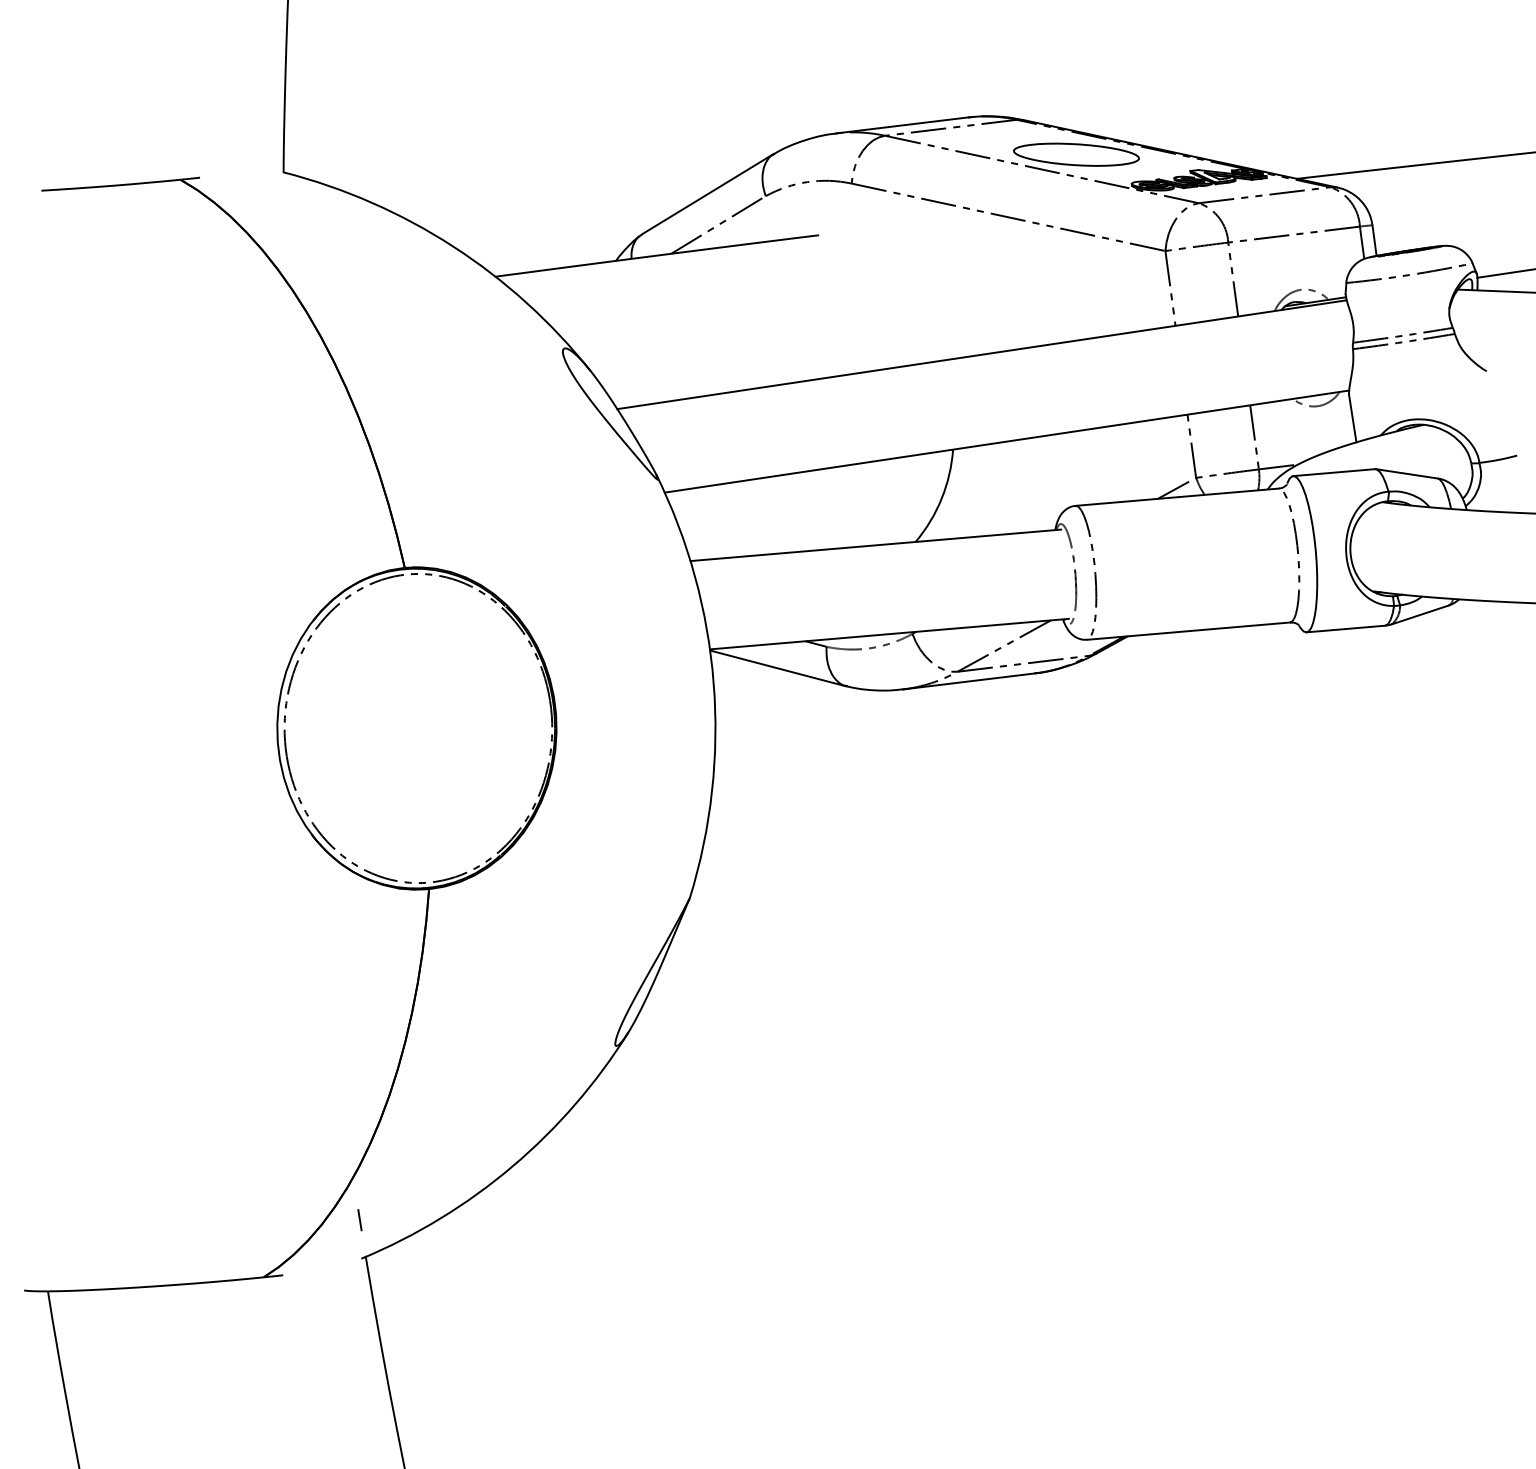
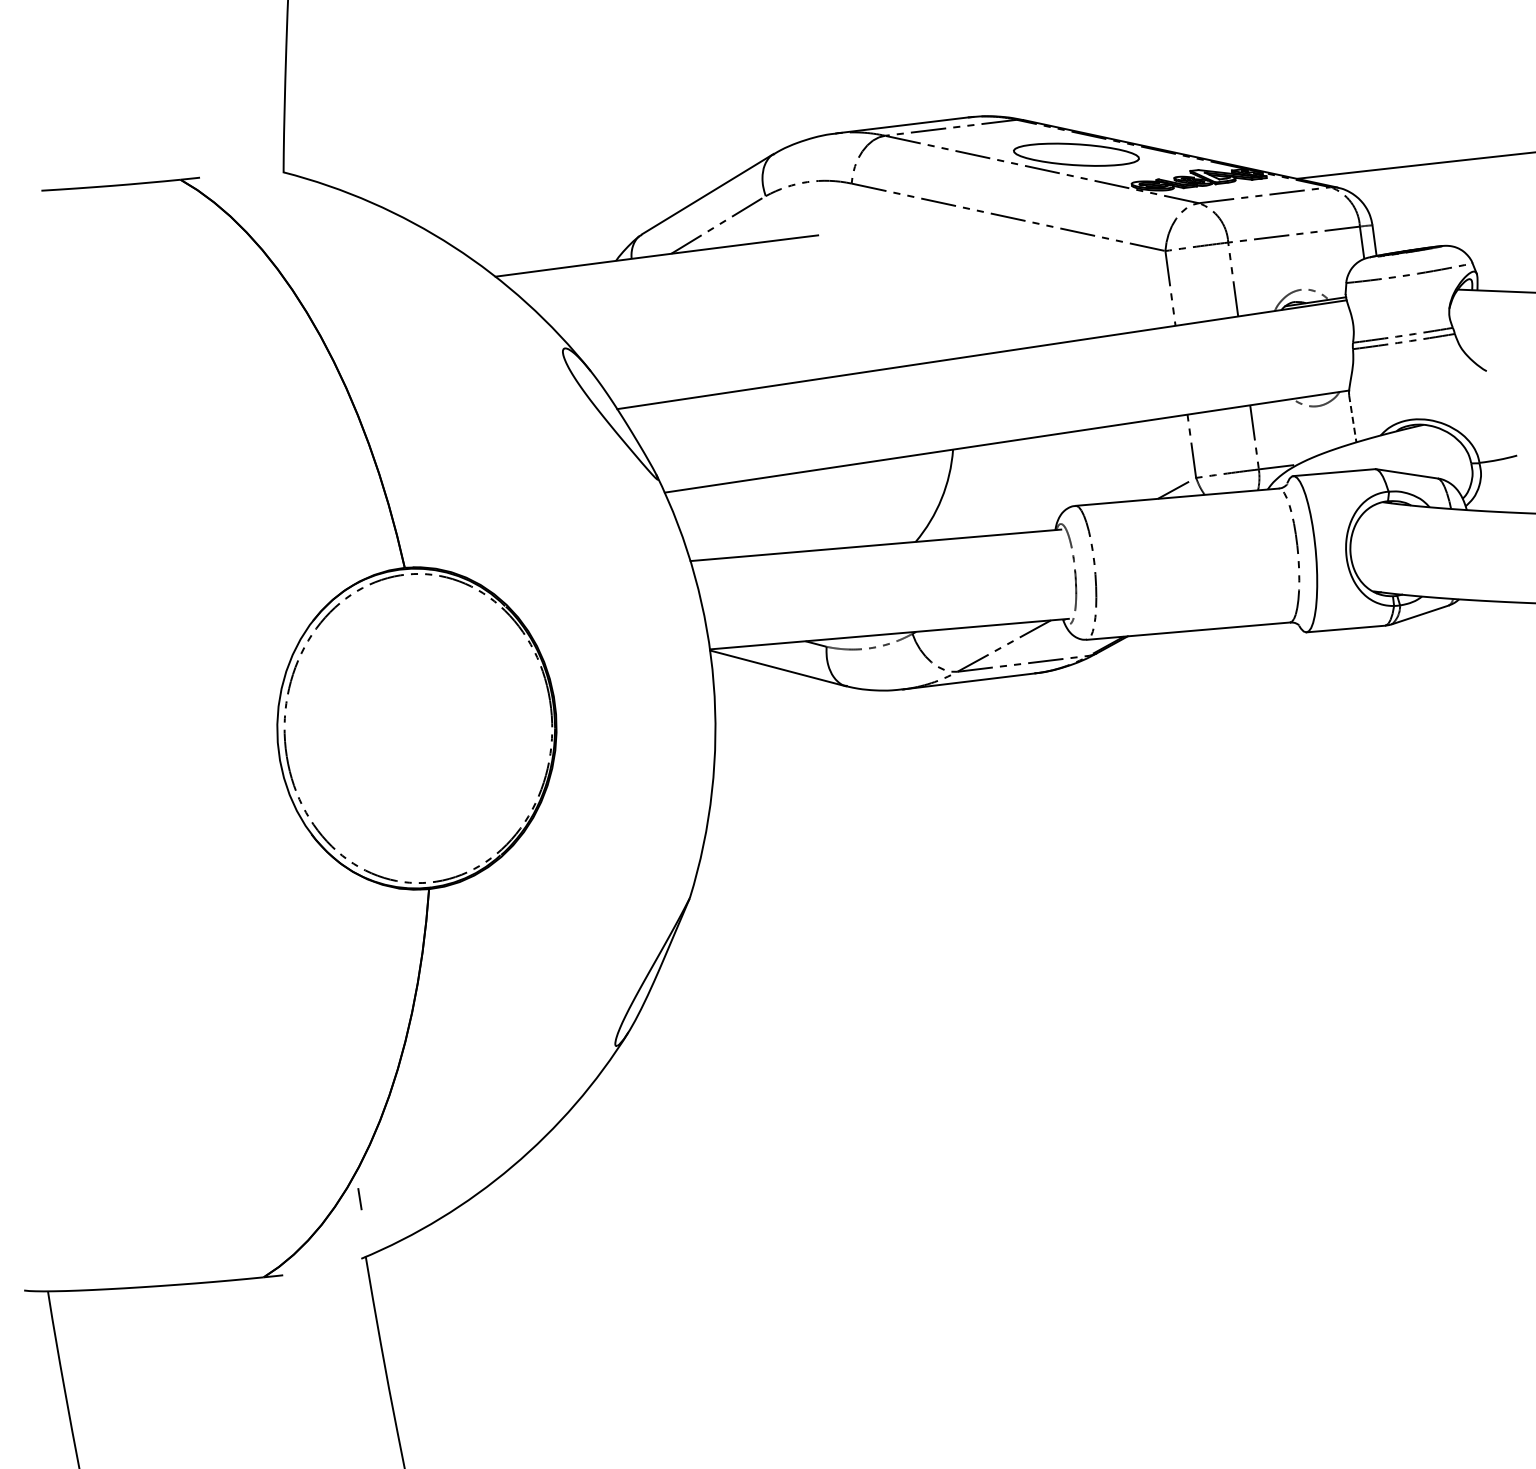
line: present -> none (1504, 273)
line: solid -> dashed (1352, 418)
line position: (359, 1220) -> (359, 1199) (359, 1199)
